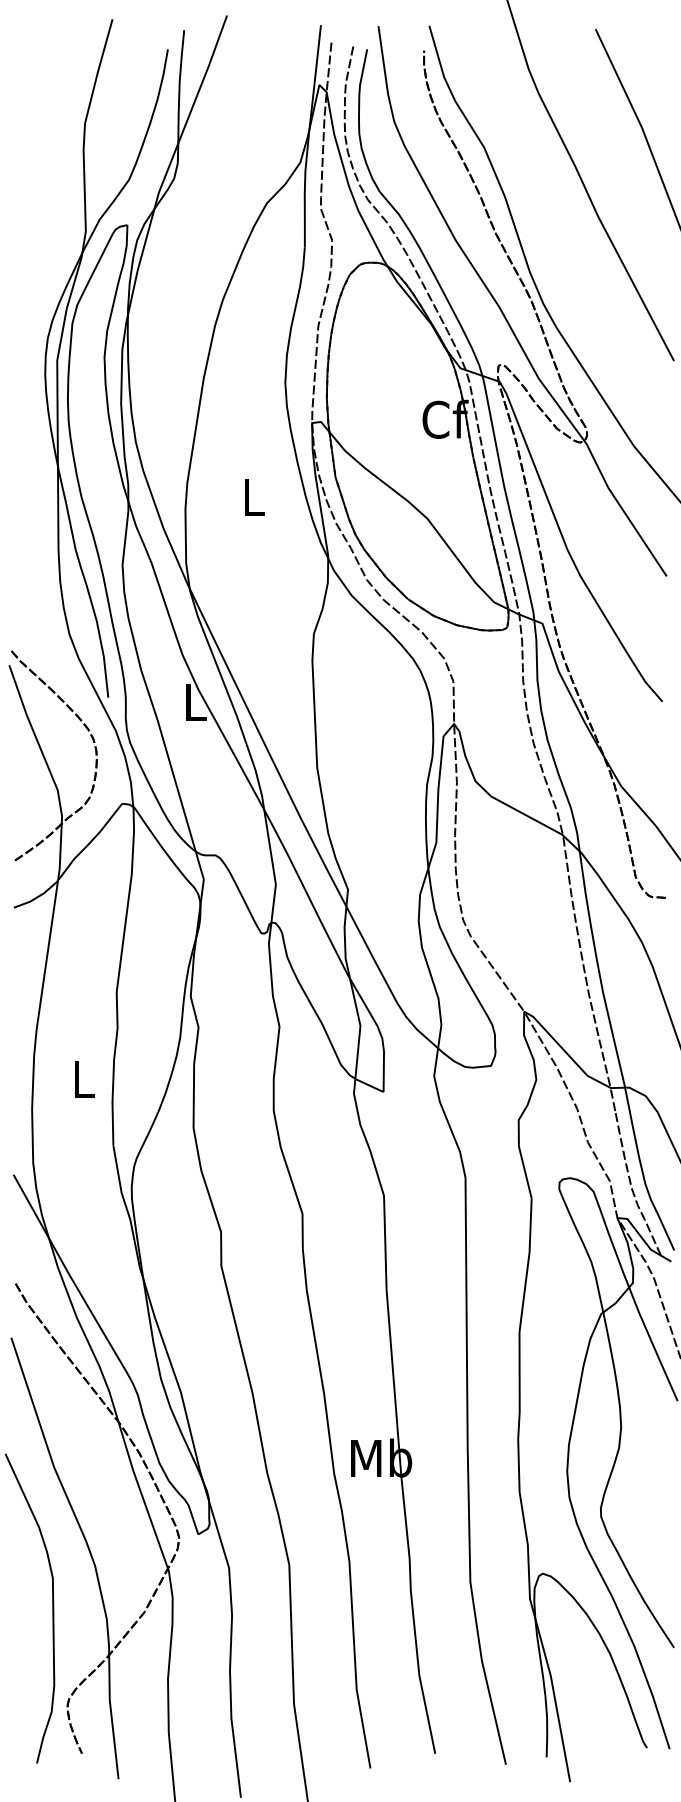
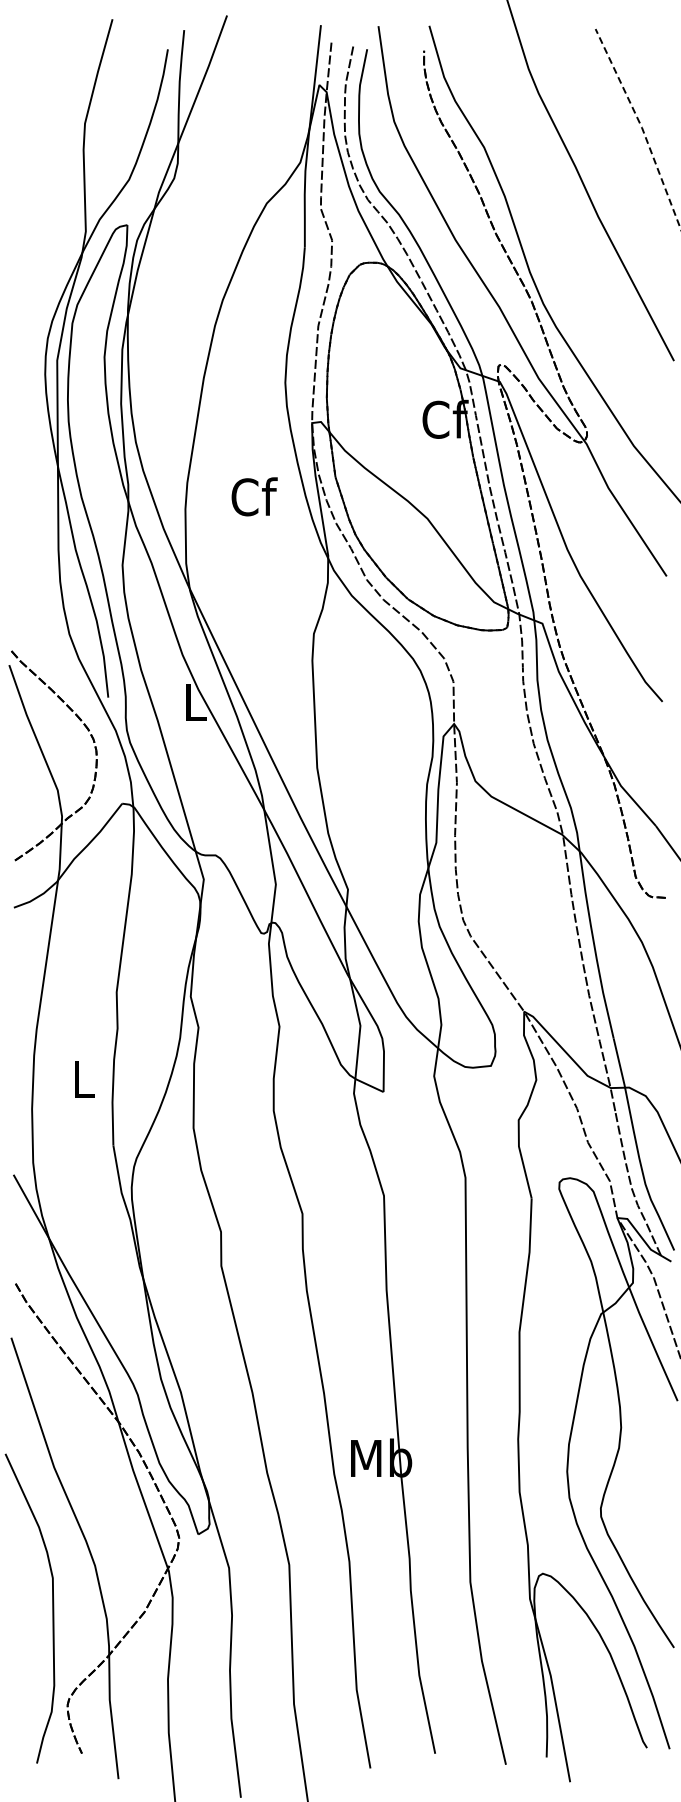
line: solid -> dashed (641, 127)
text: L -> Cf (254, 496)
